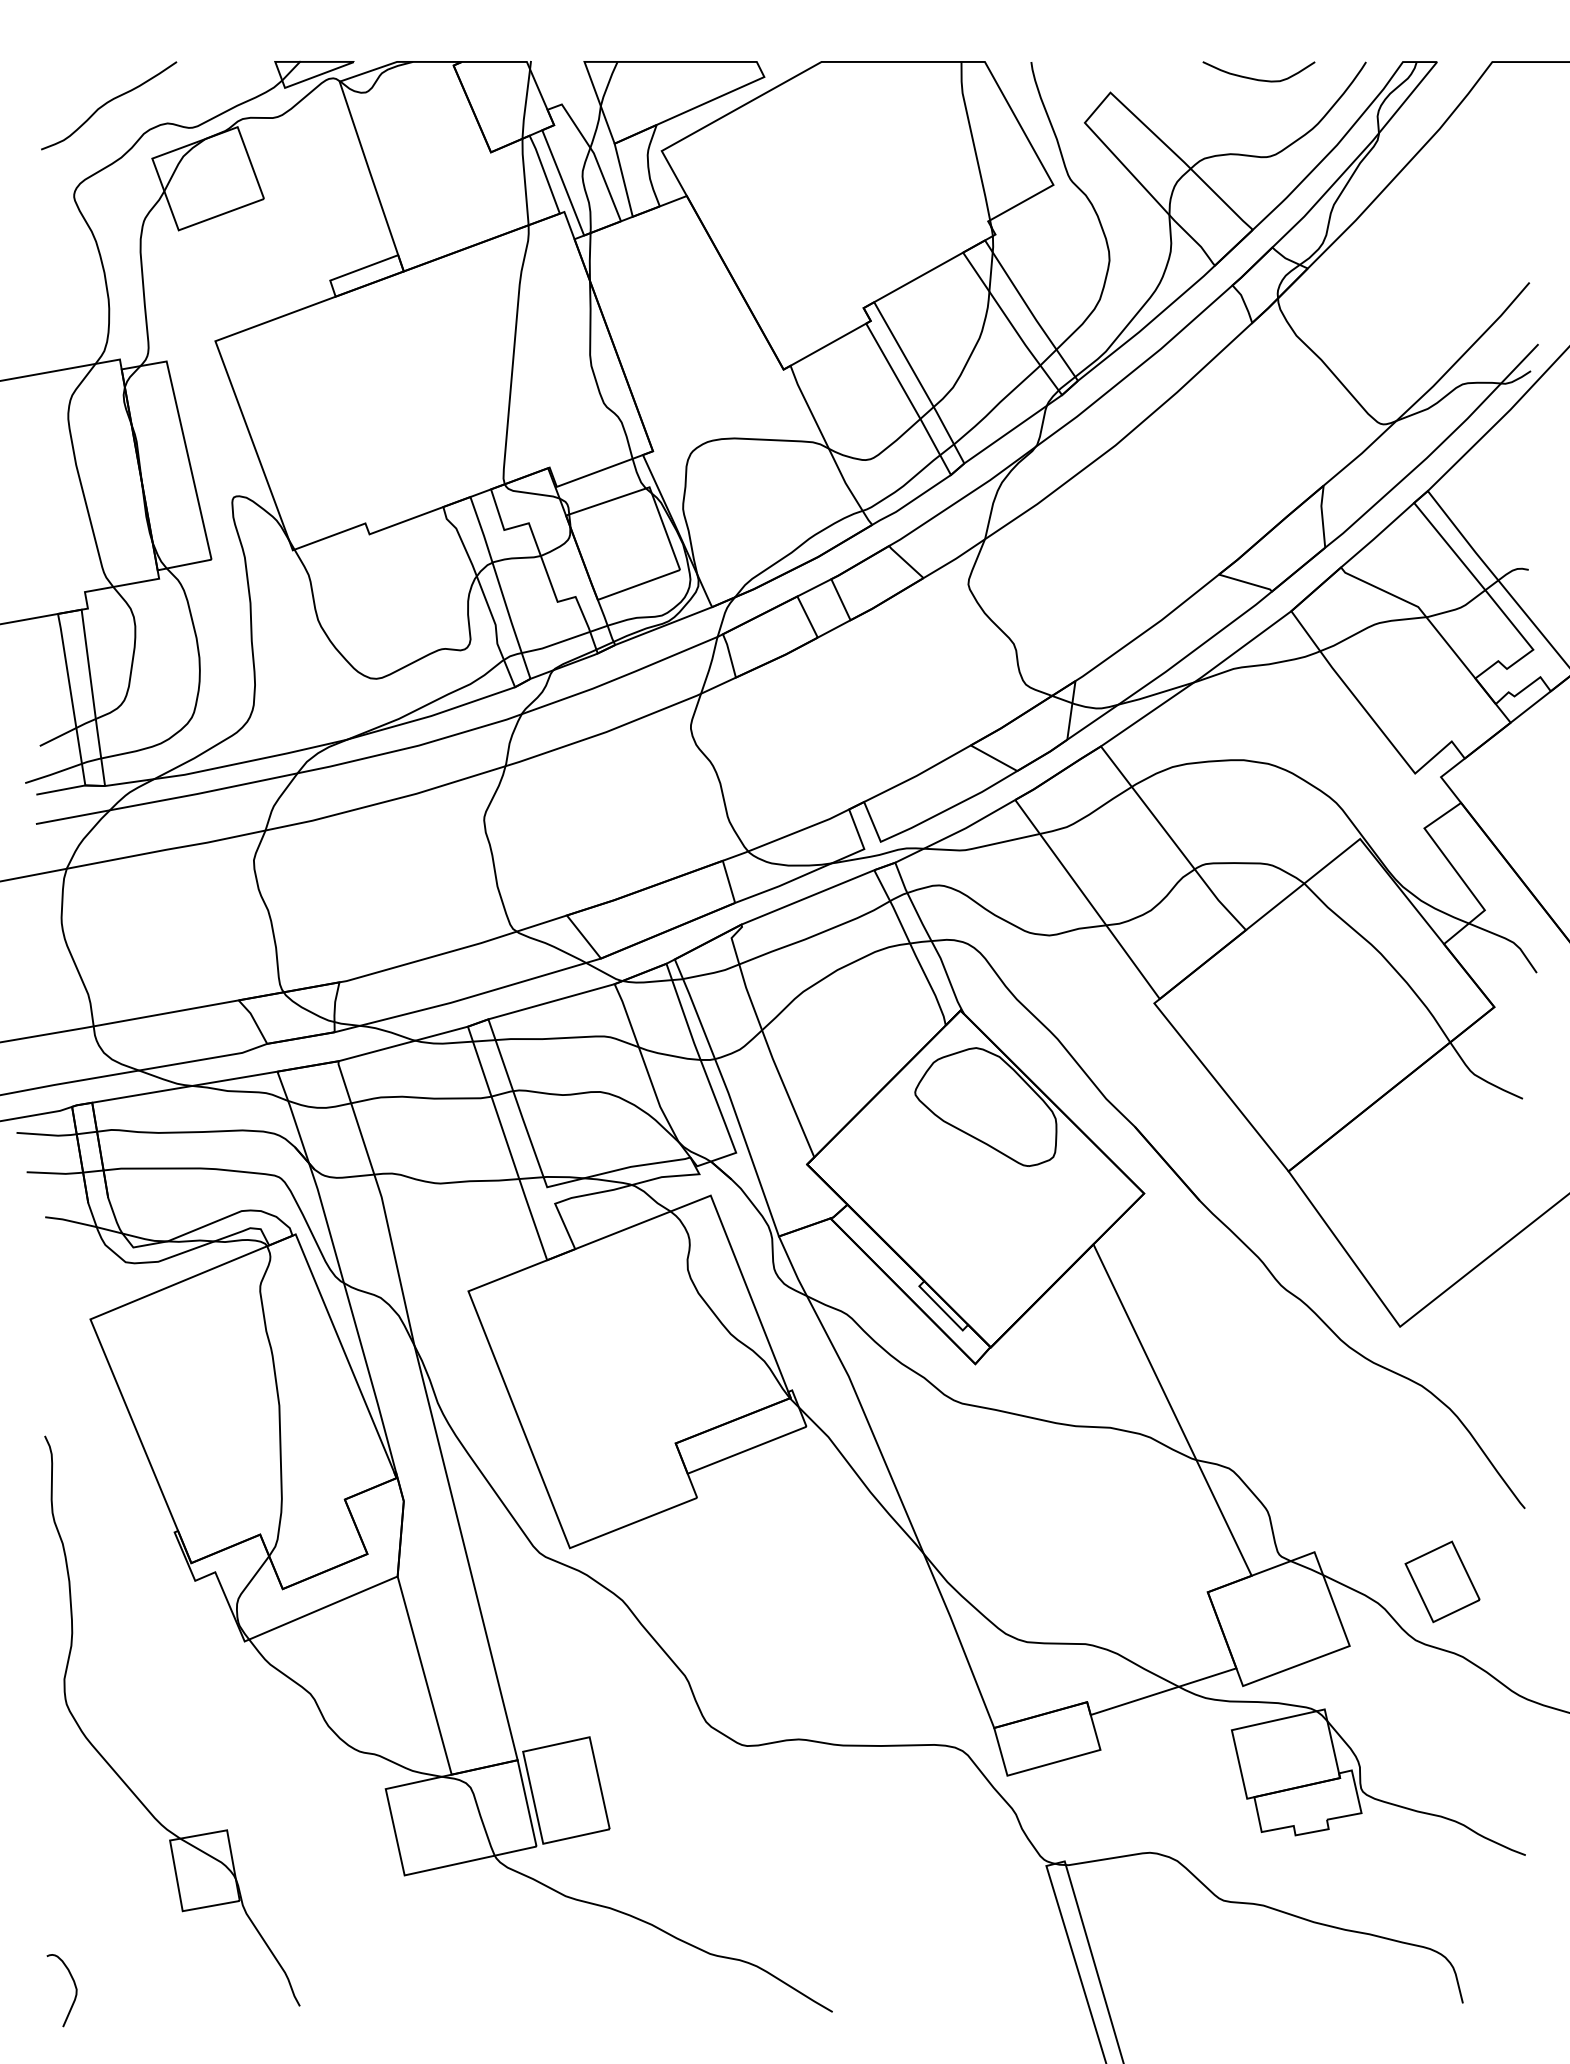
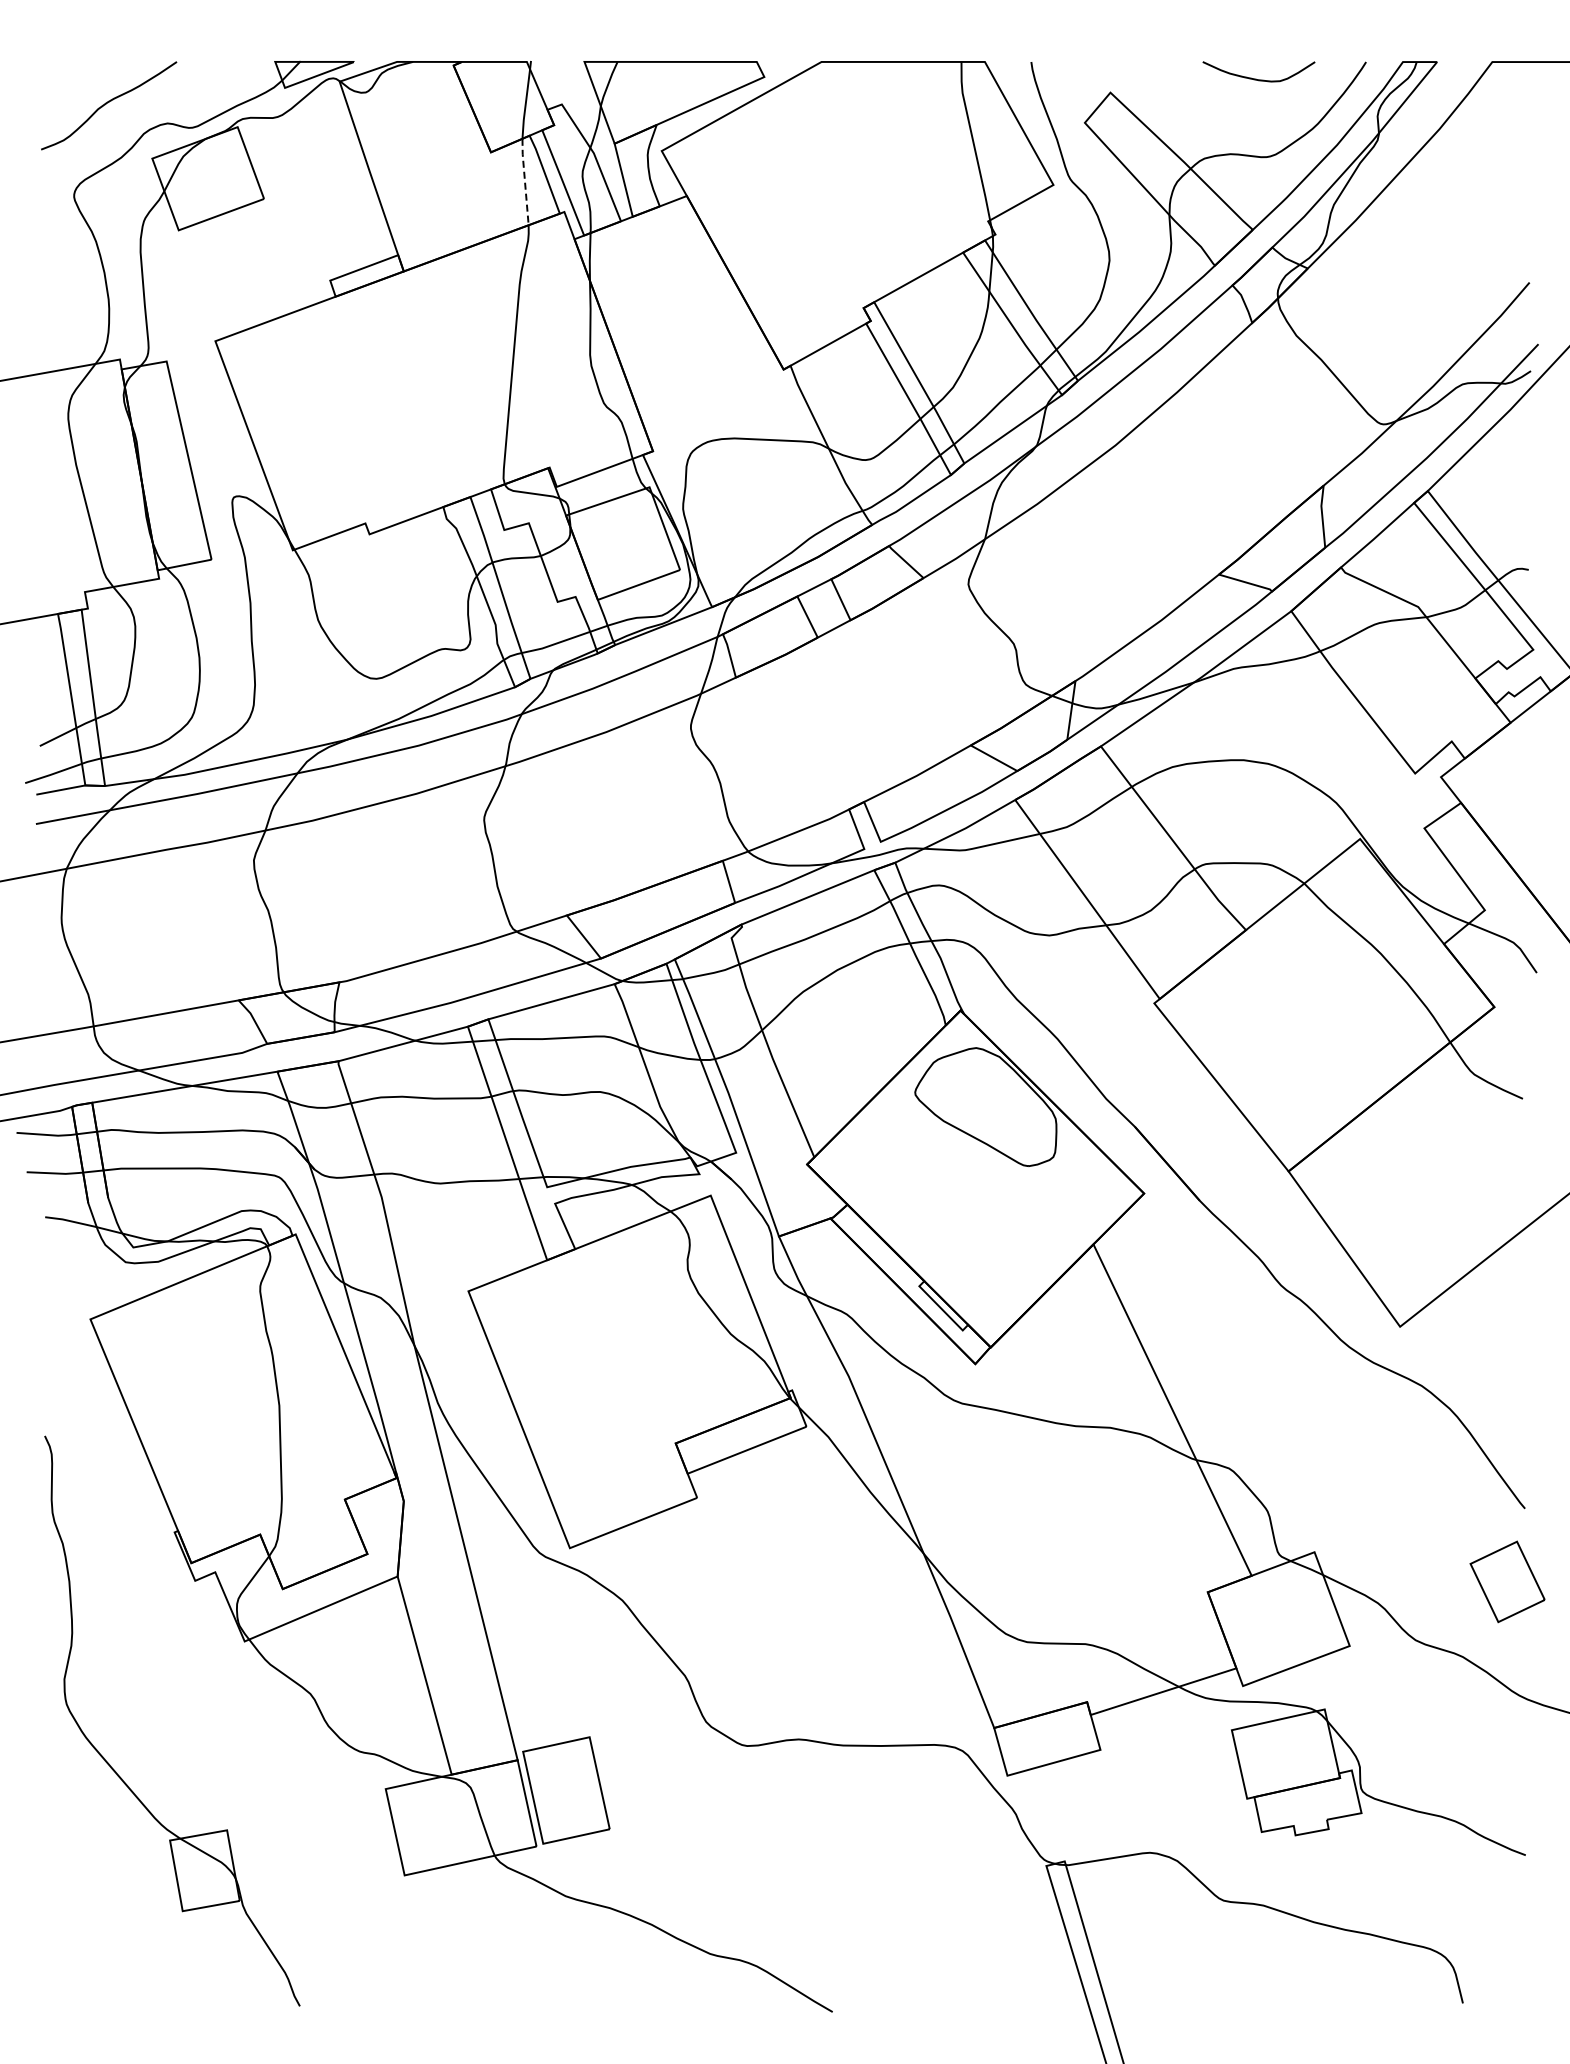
line: solid -> dashed (525, 181)
part position: (1442, 1581) -> (1507, 1581) (1507, 1581)
curve: present -> none (74, 1986)
